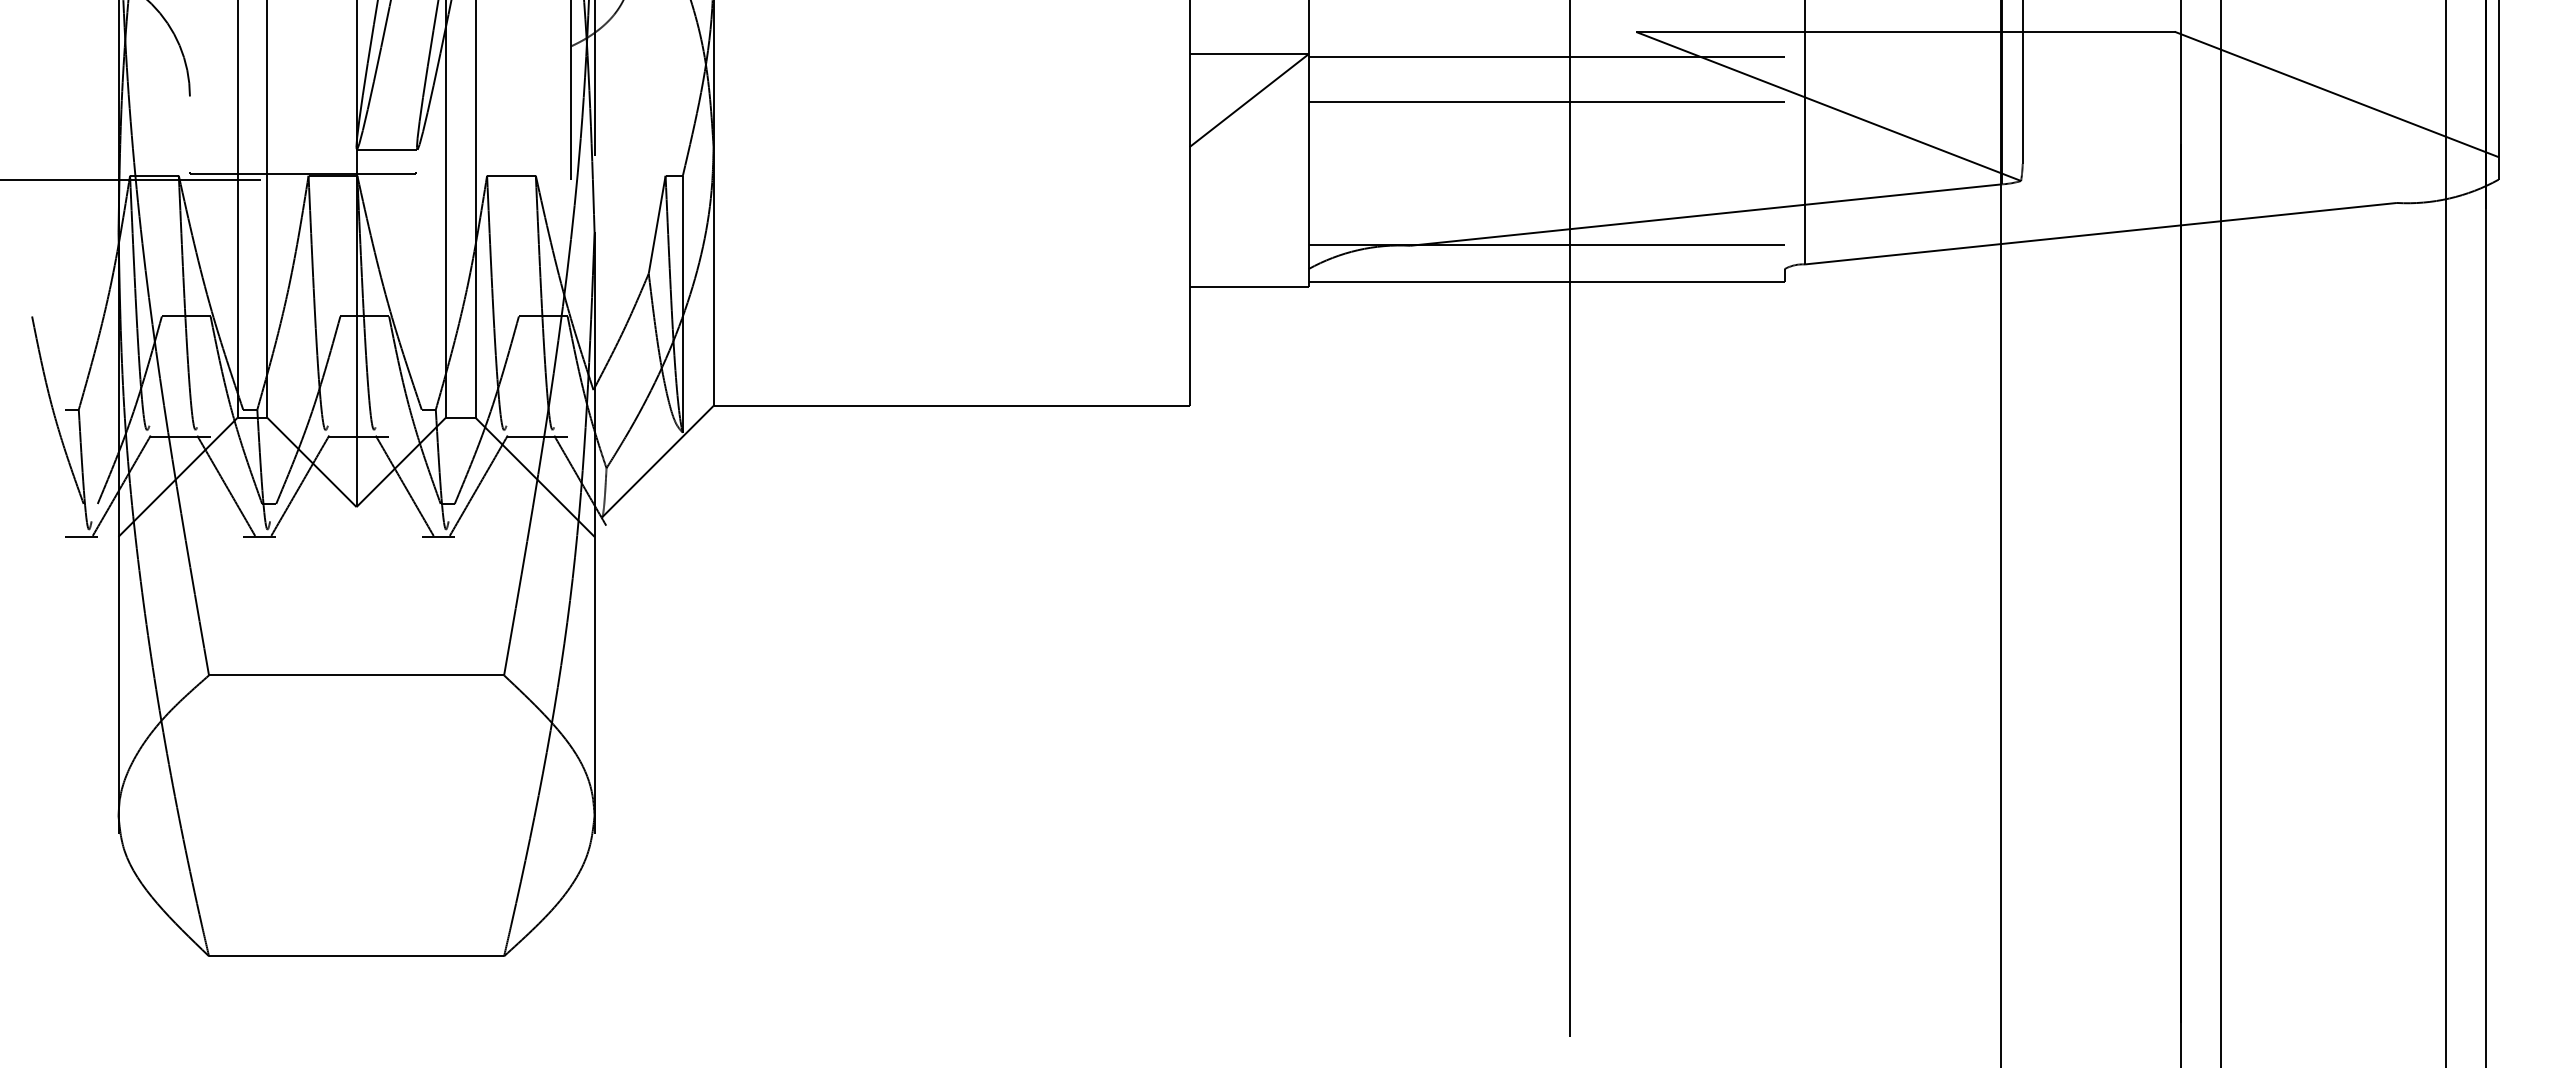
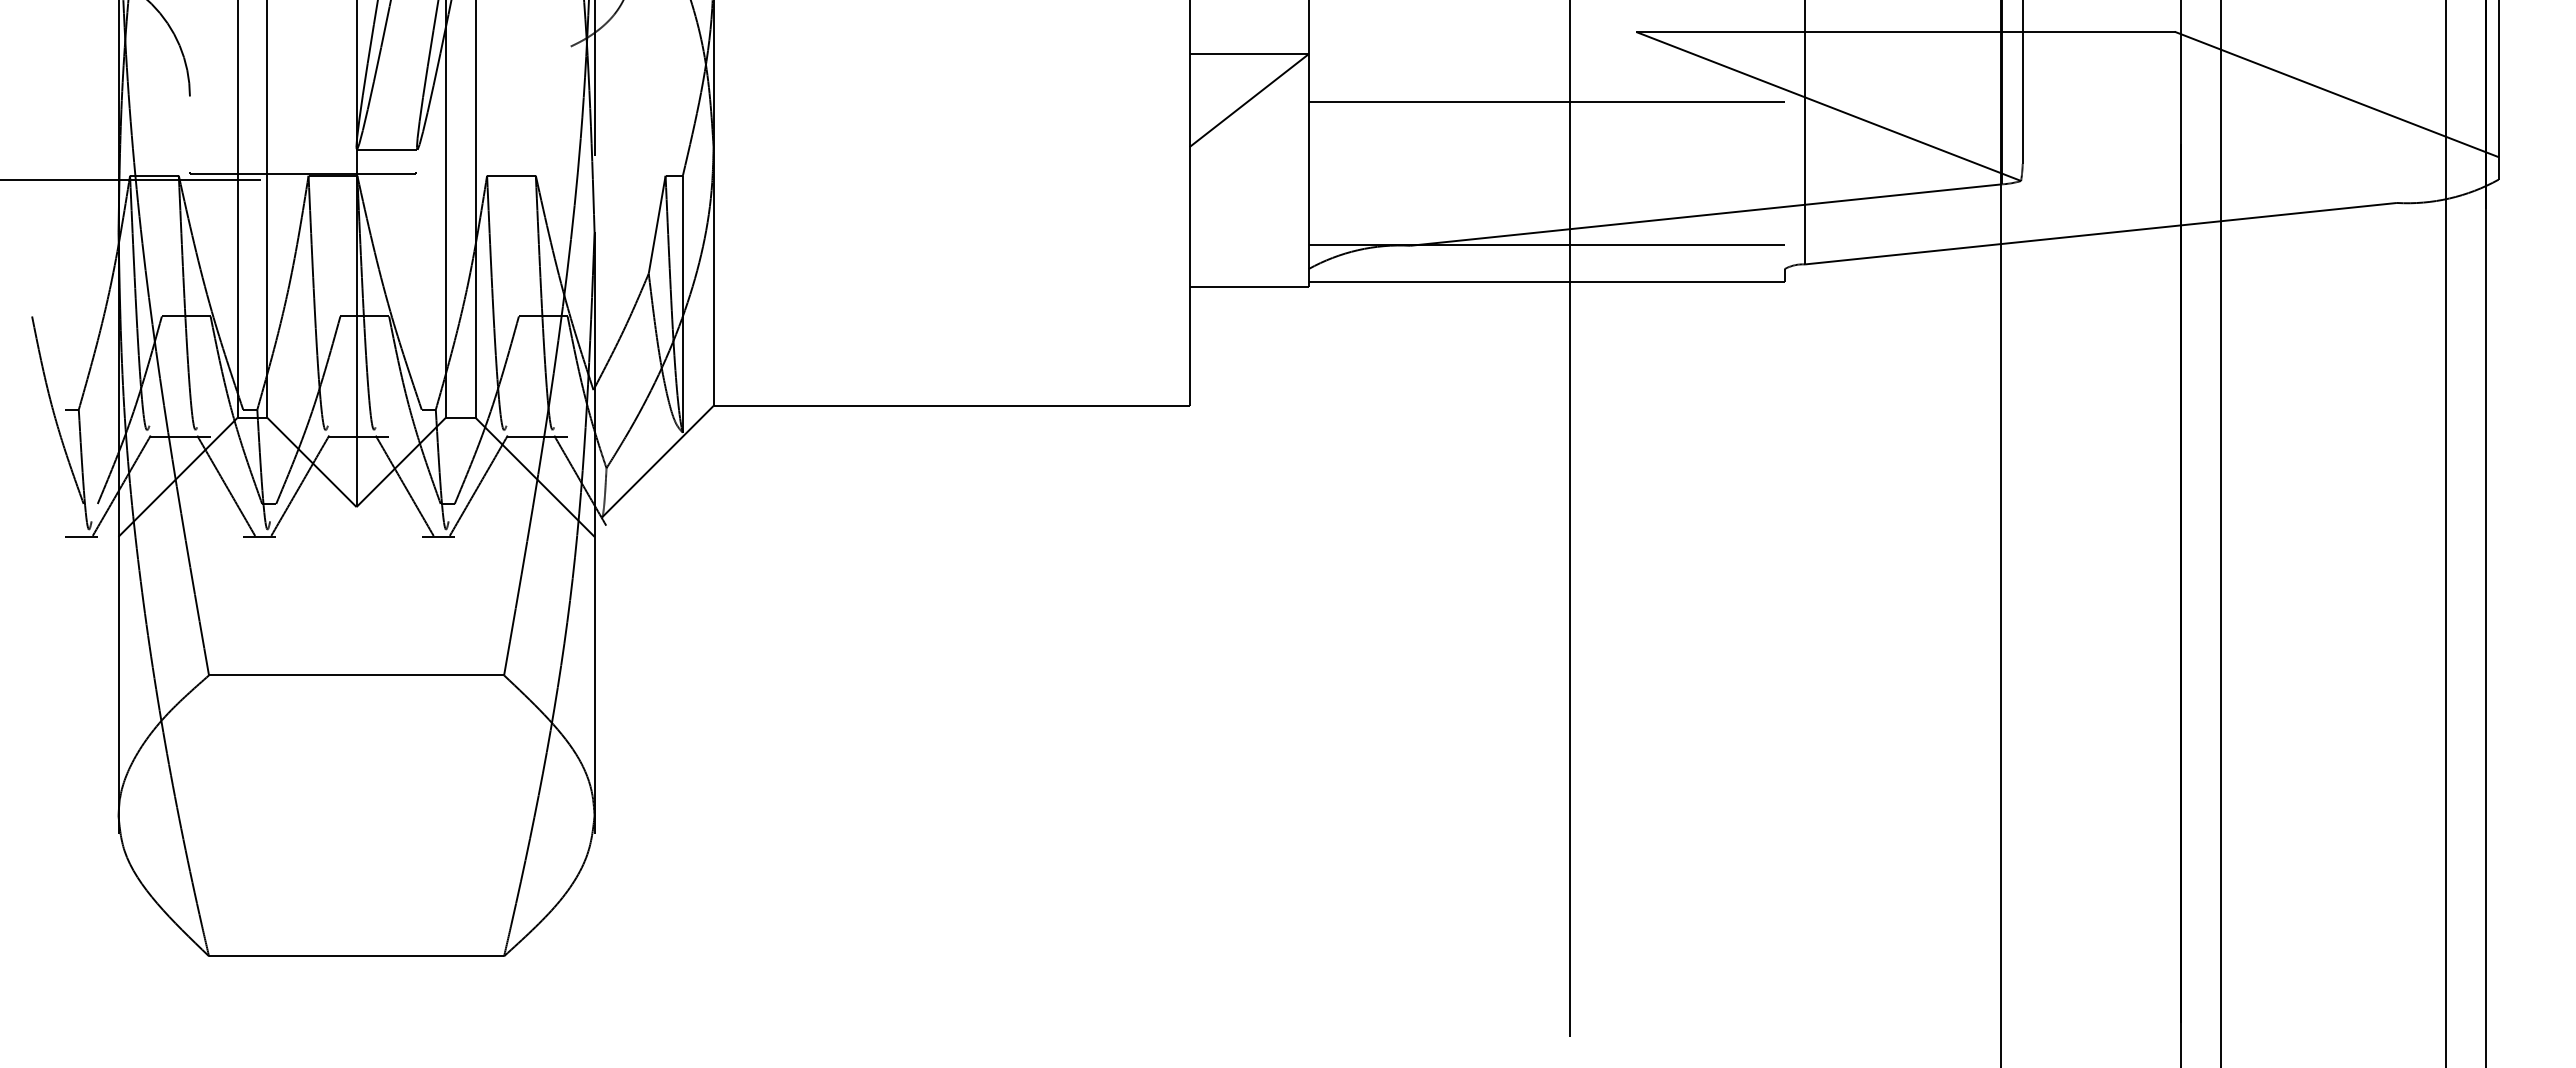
line: present -> none (1546, 56)
line: present -> none (570, 90)
